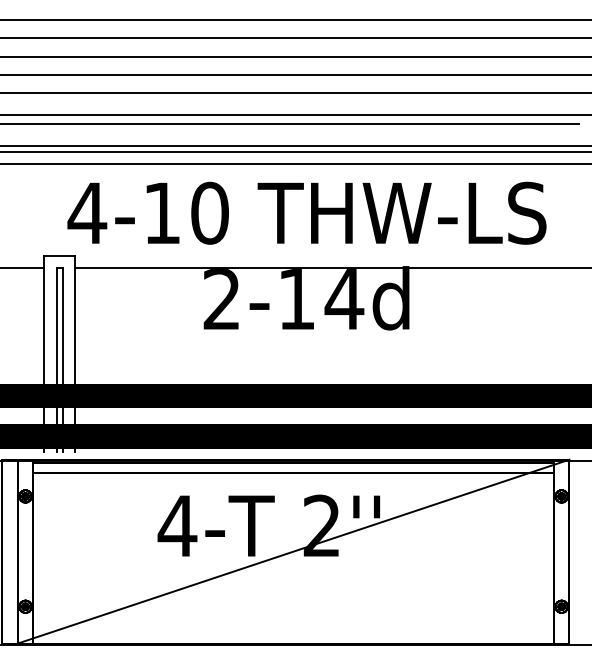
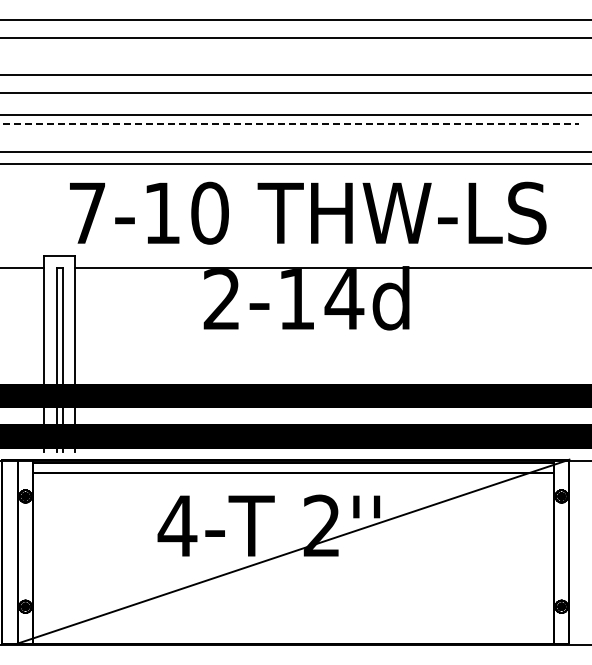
line: present -> none (295, 56)
line: solid -> dashed (290, 124)
line: present -> none (295, 145)
text: 4-10 -> 7-10 (87, 212)
